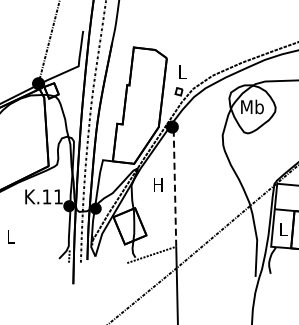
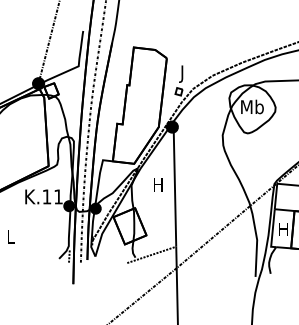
text: L -> J (182, 73)
line: dashed -> solid (174, 184)
text: L -> H (283, 229)
